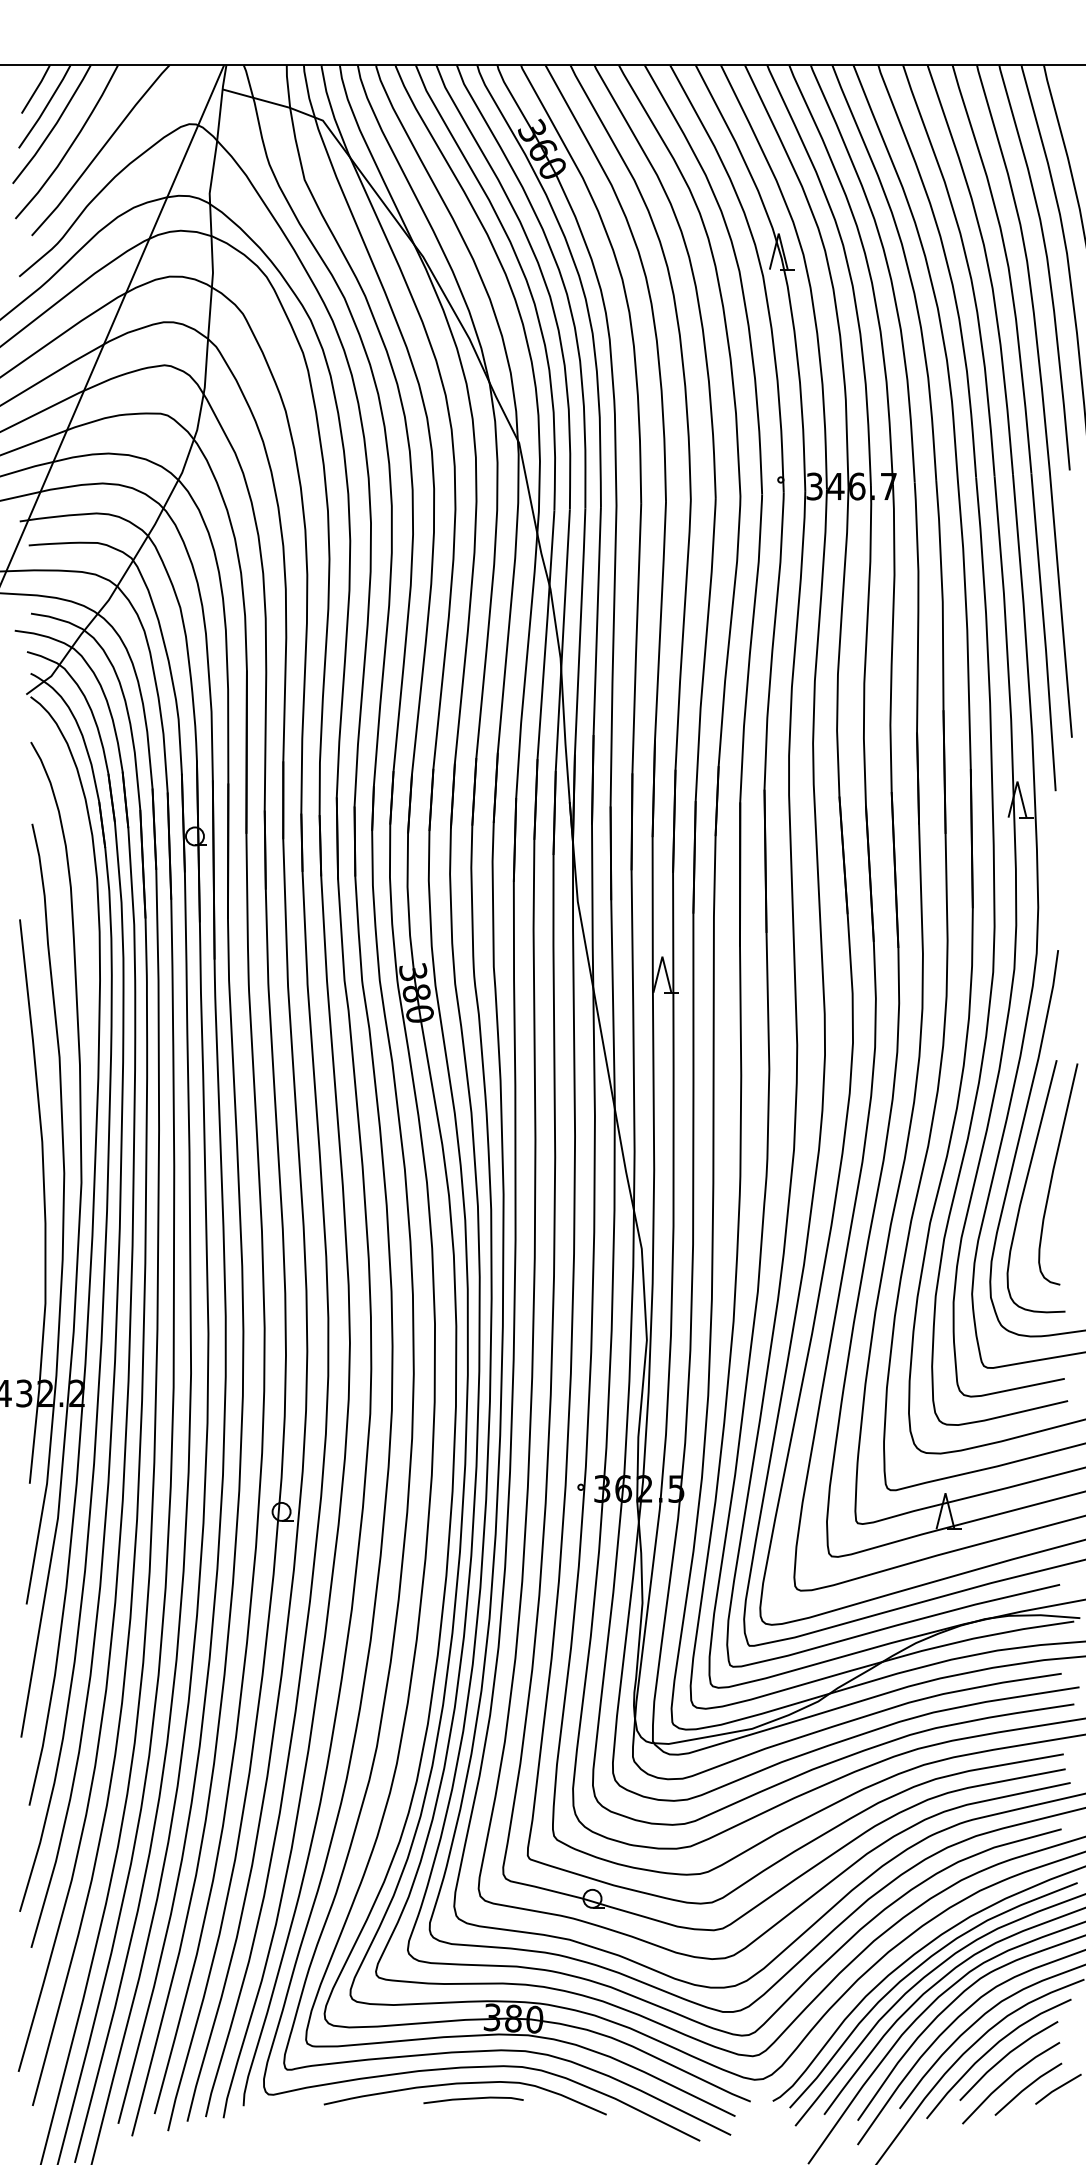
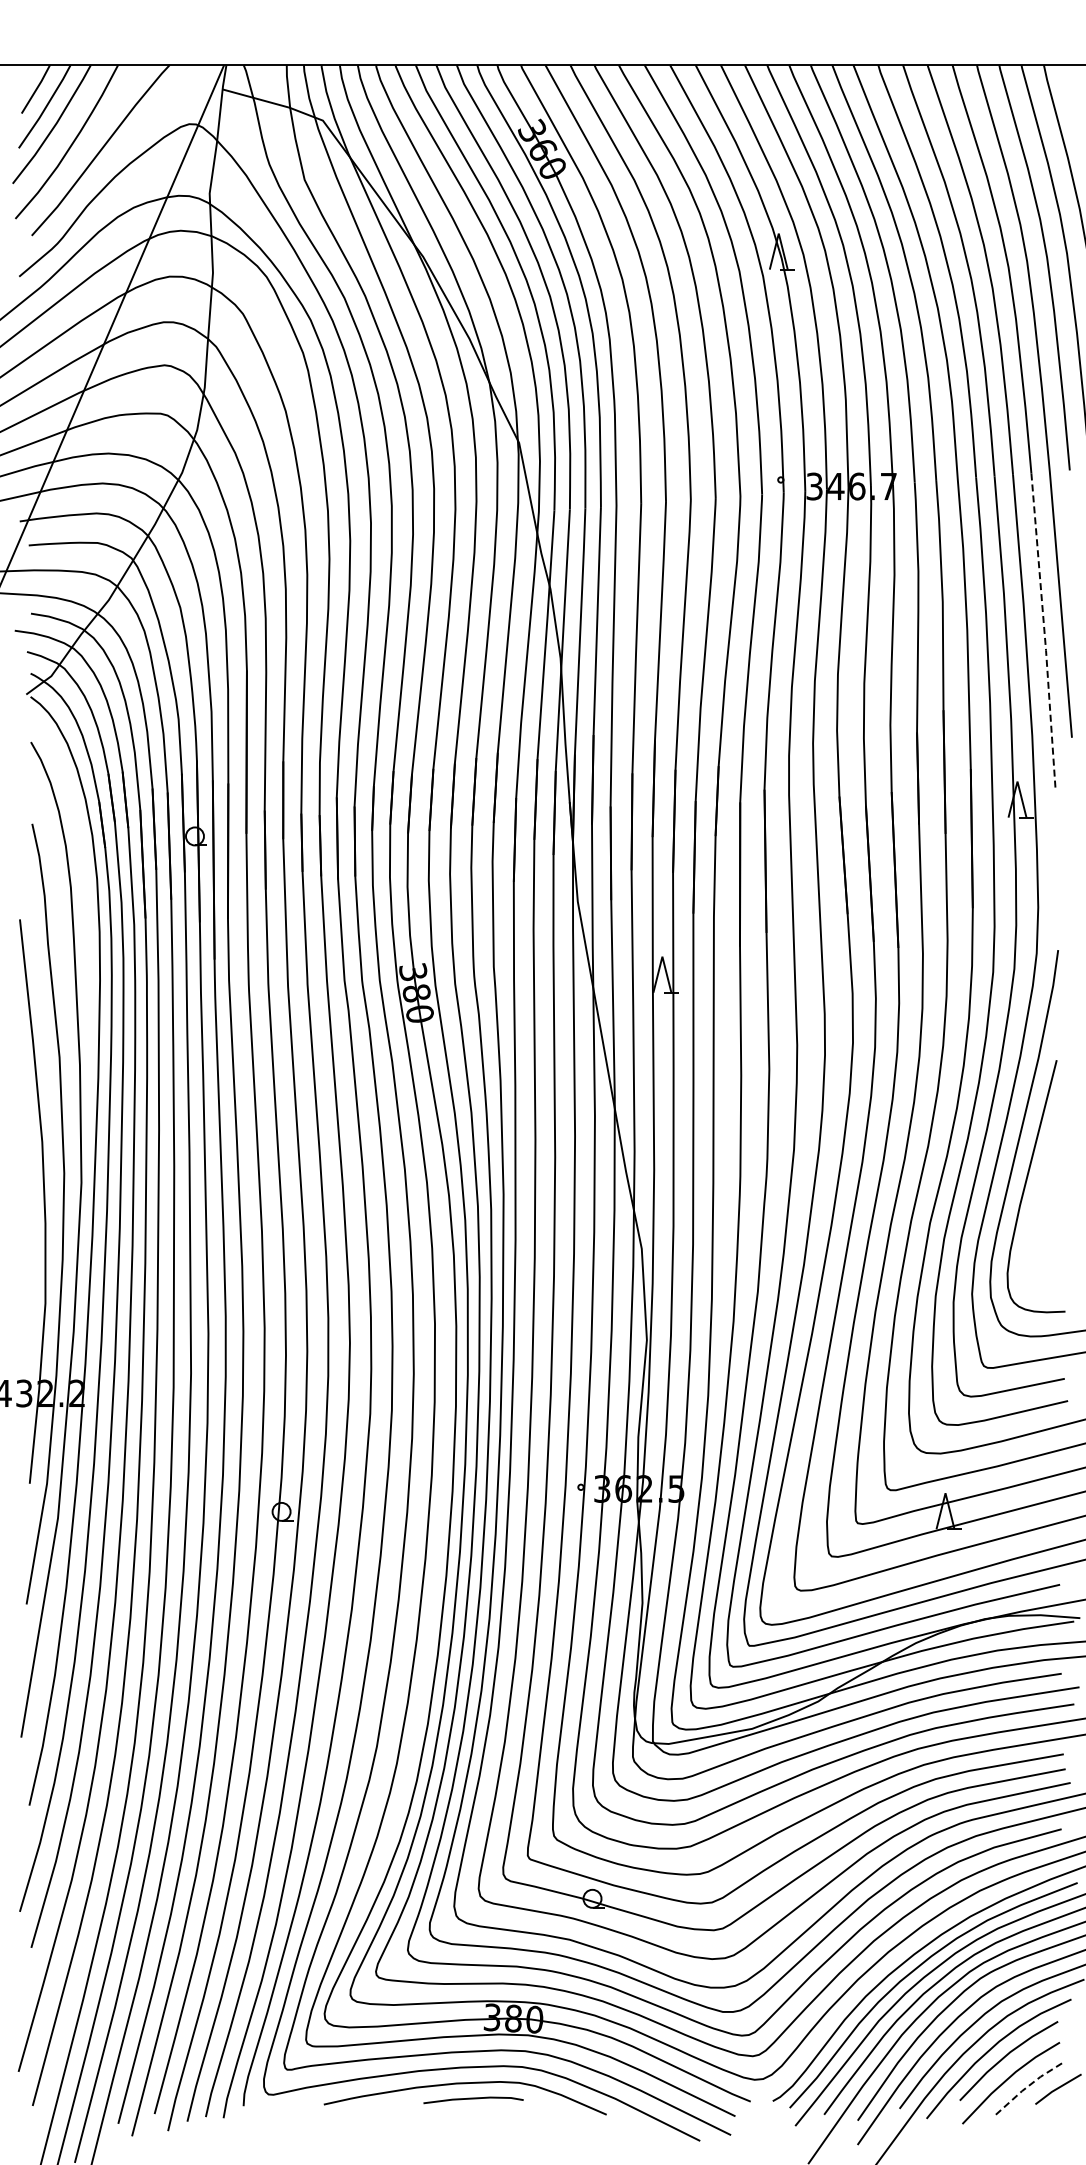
line: solid -> dashed (1044, 633)
curve: present -> none (1053, 1174)
line: solid -> dashed (1026, 2087)
